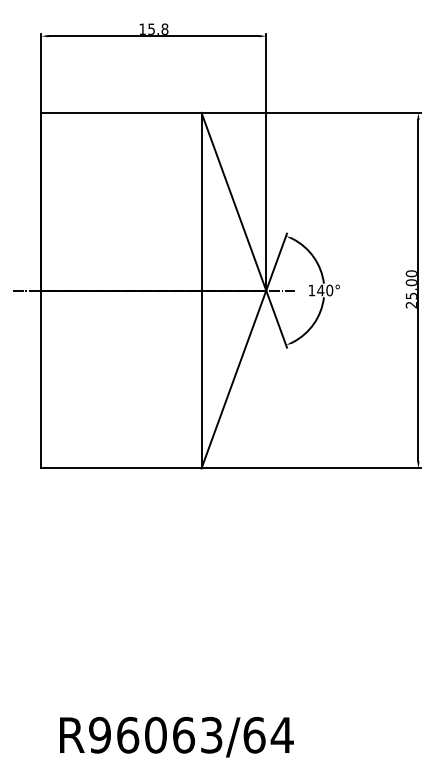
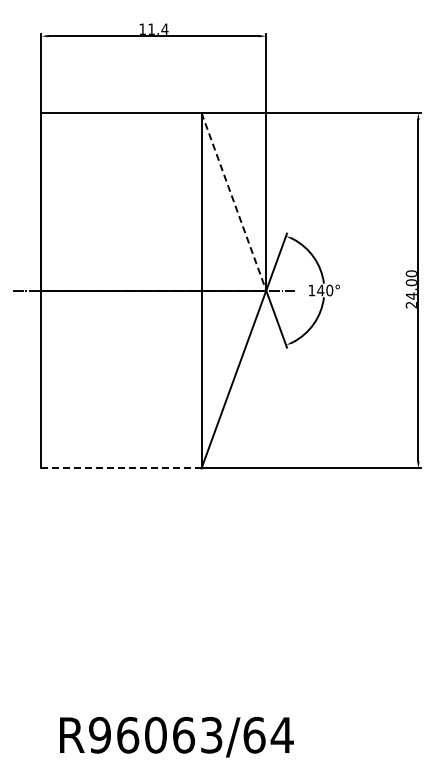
text: 15.8 -> 11.4 (158, 28)
line: solid -> dashed (233, 201)
text: 25.00 -> 24.00 (411, 295)
line: solid -> dashed (121, 468)
